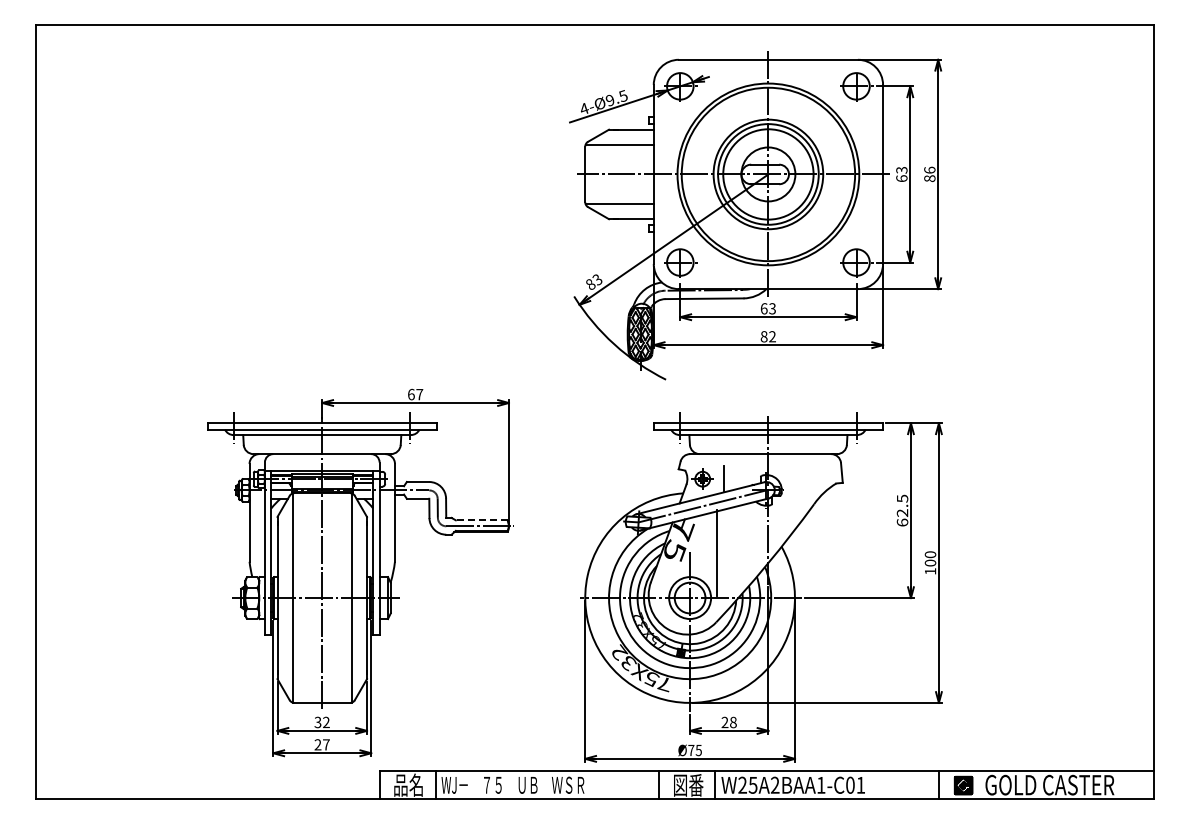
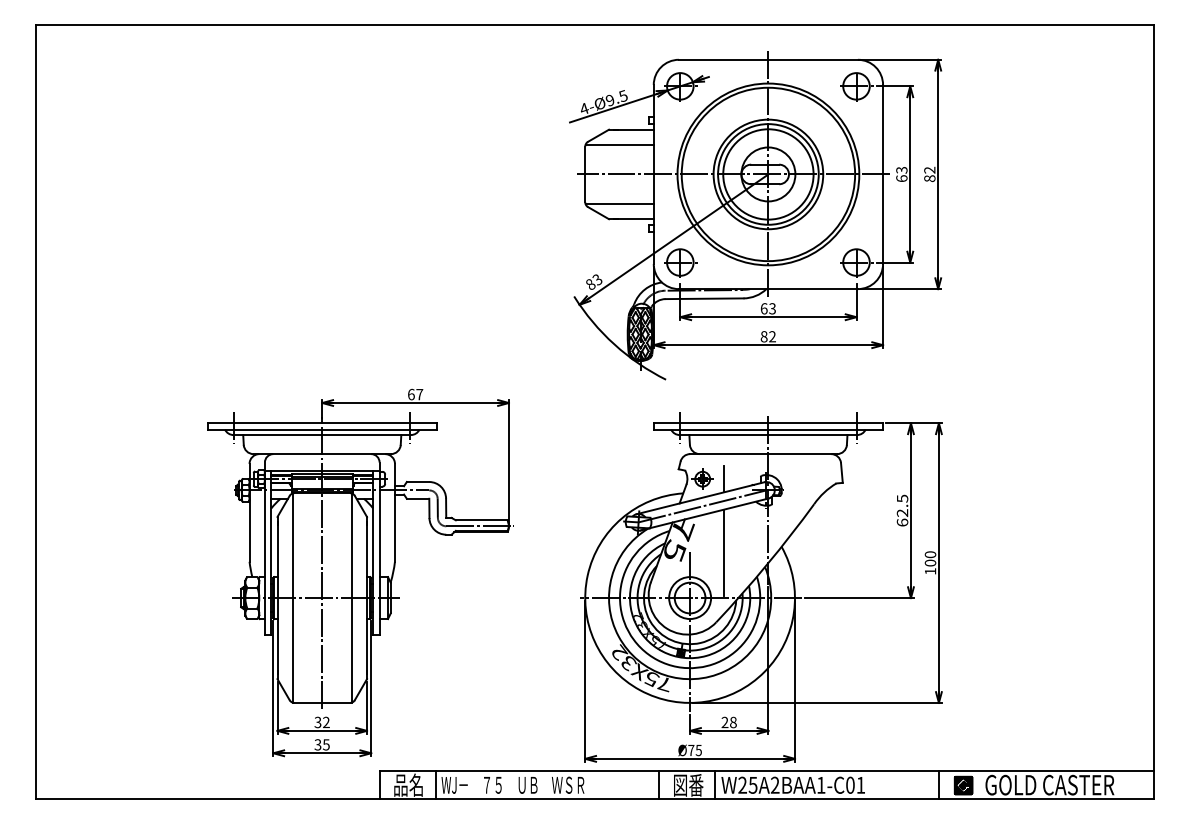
text: 86 -> 82 (929, 169)
line: dashed -> solid (481, 520)
line position: (716, 552) -> (723, 552) (723, 552)
text: 27 -> 35 (321, 744)
